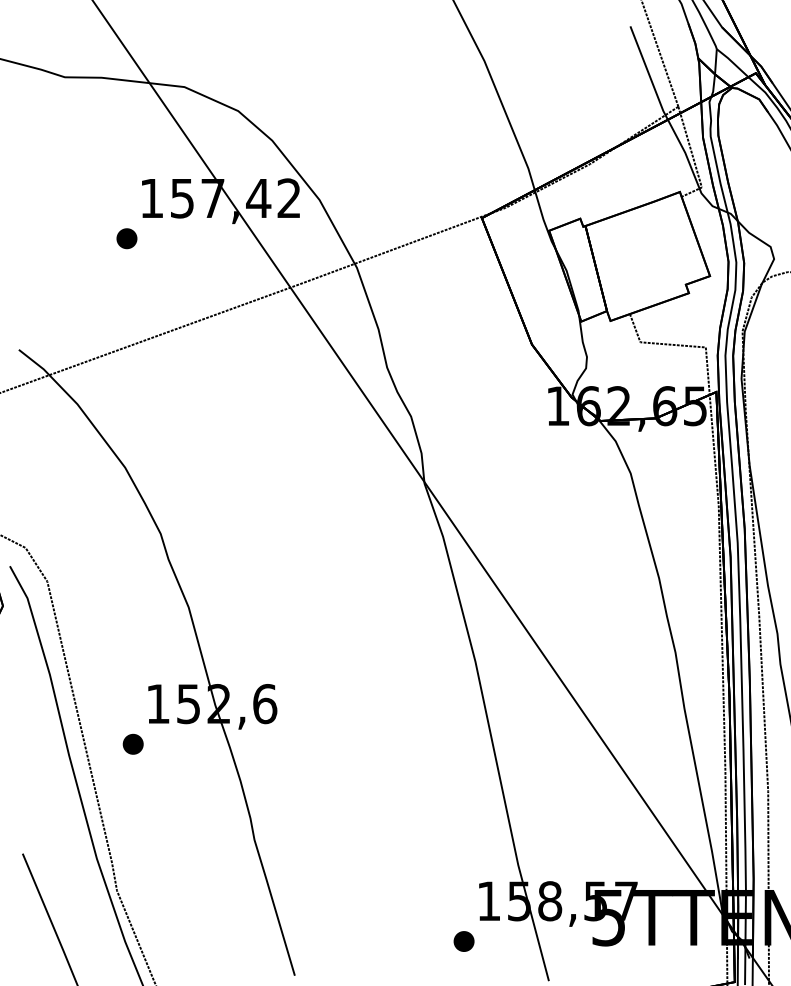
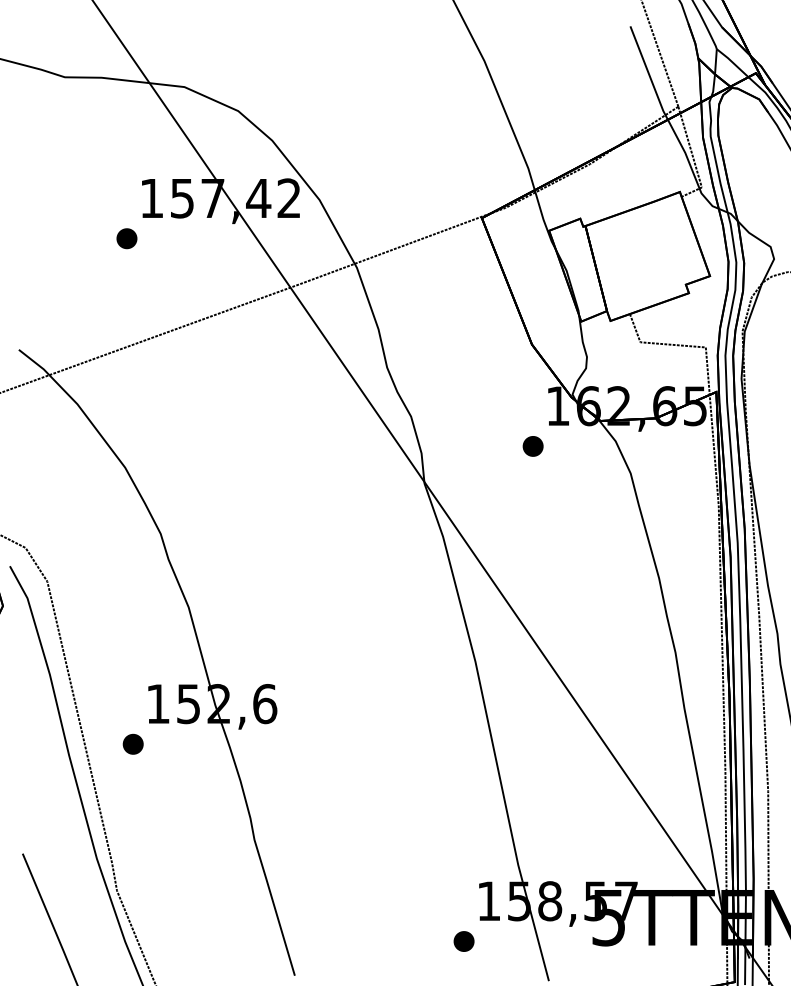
part: none -> present (532, 446)
